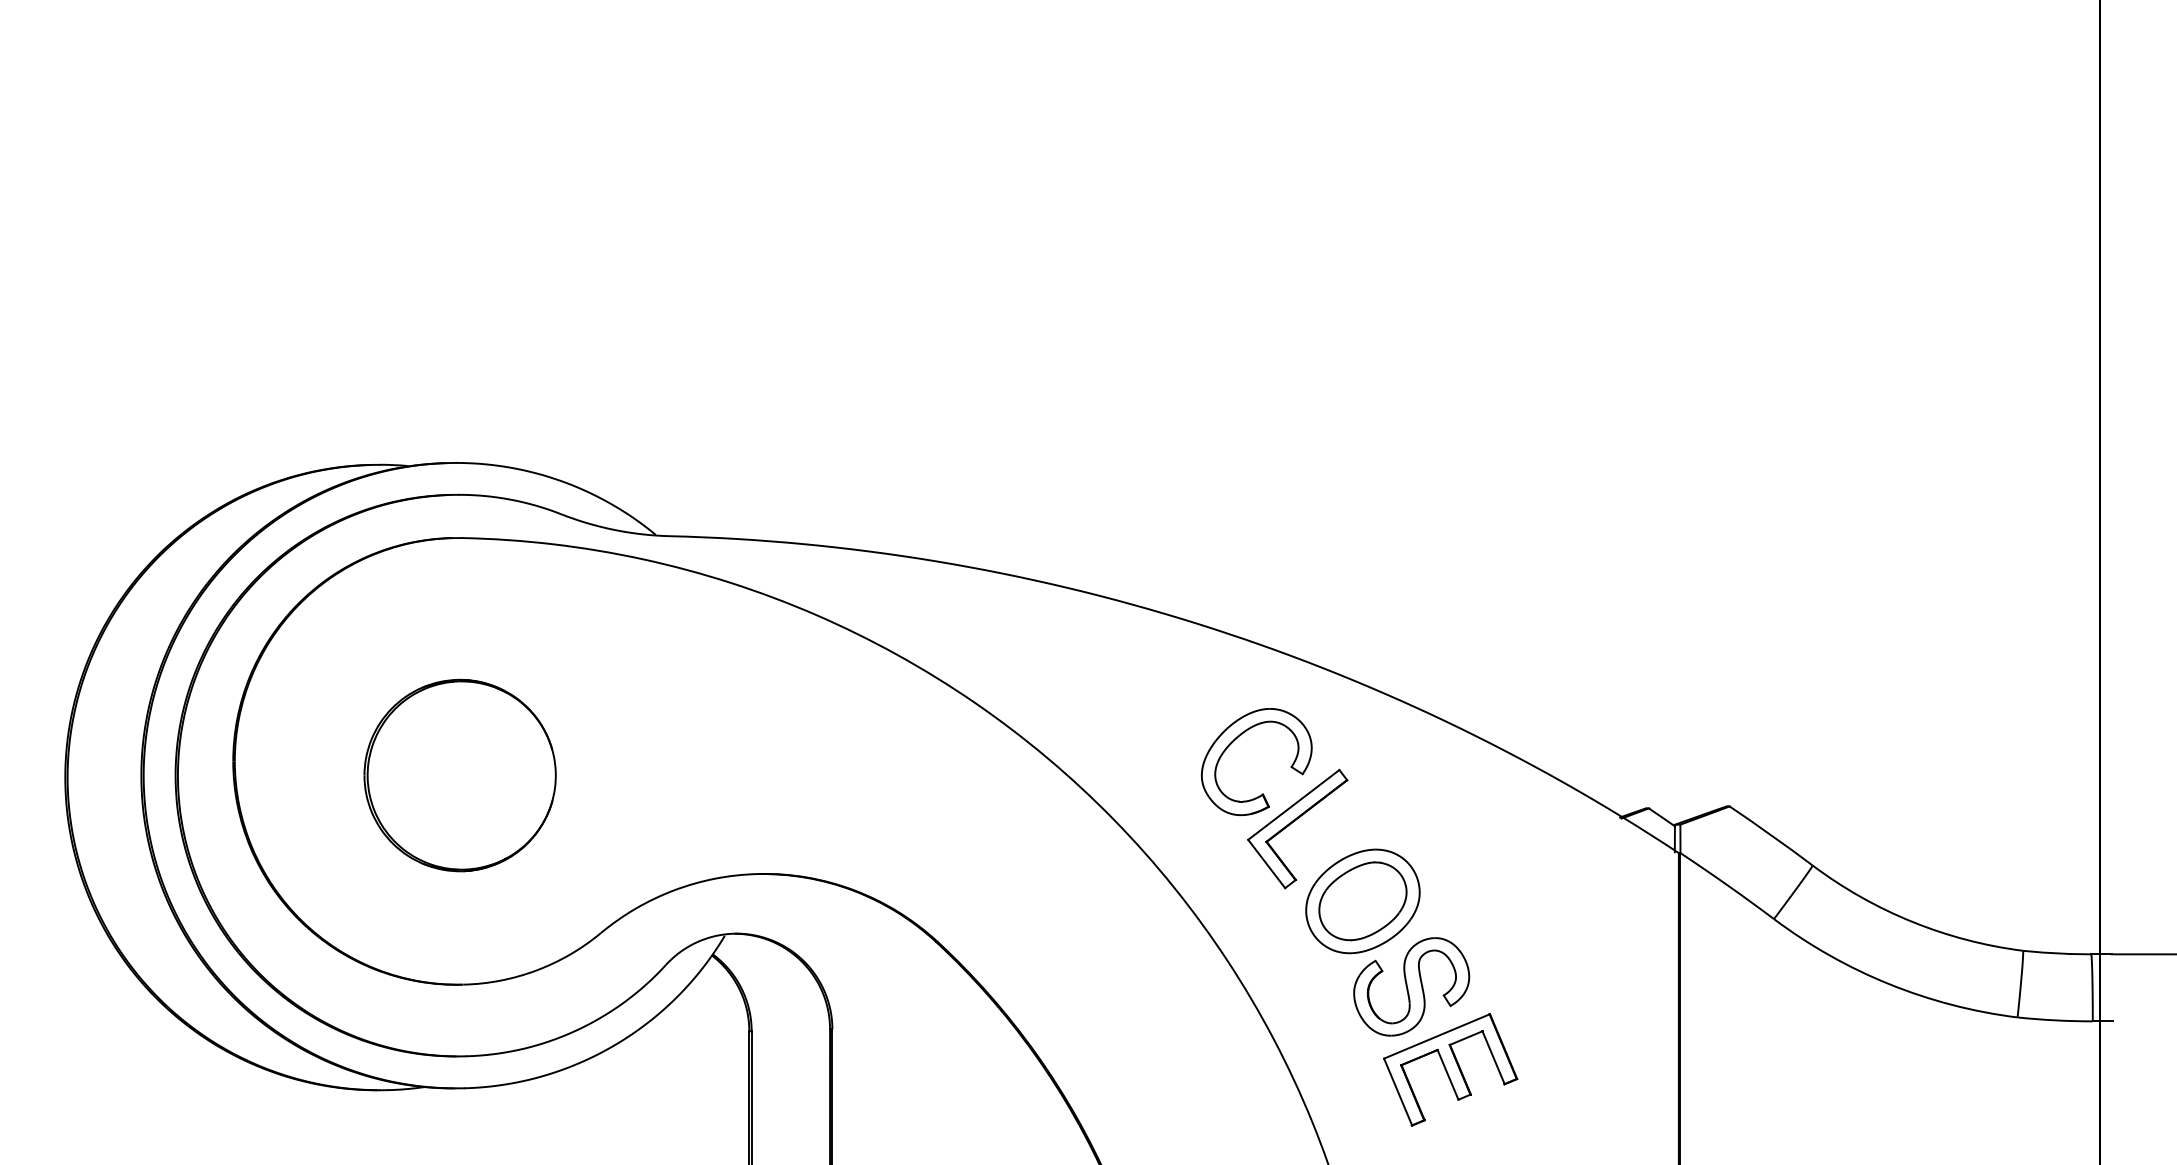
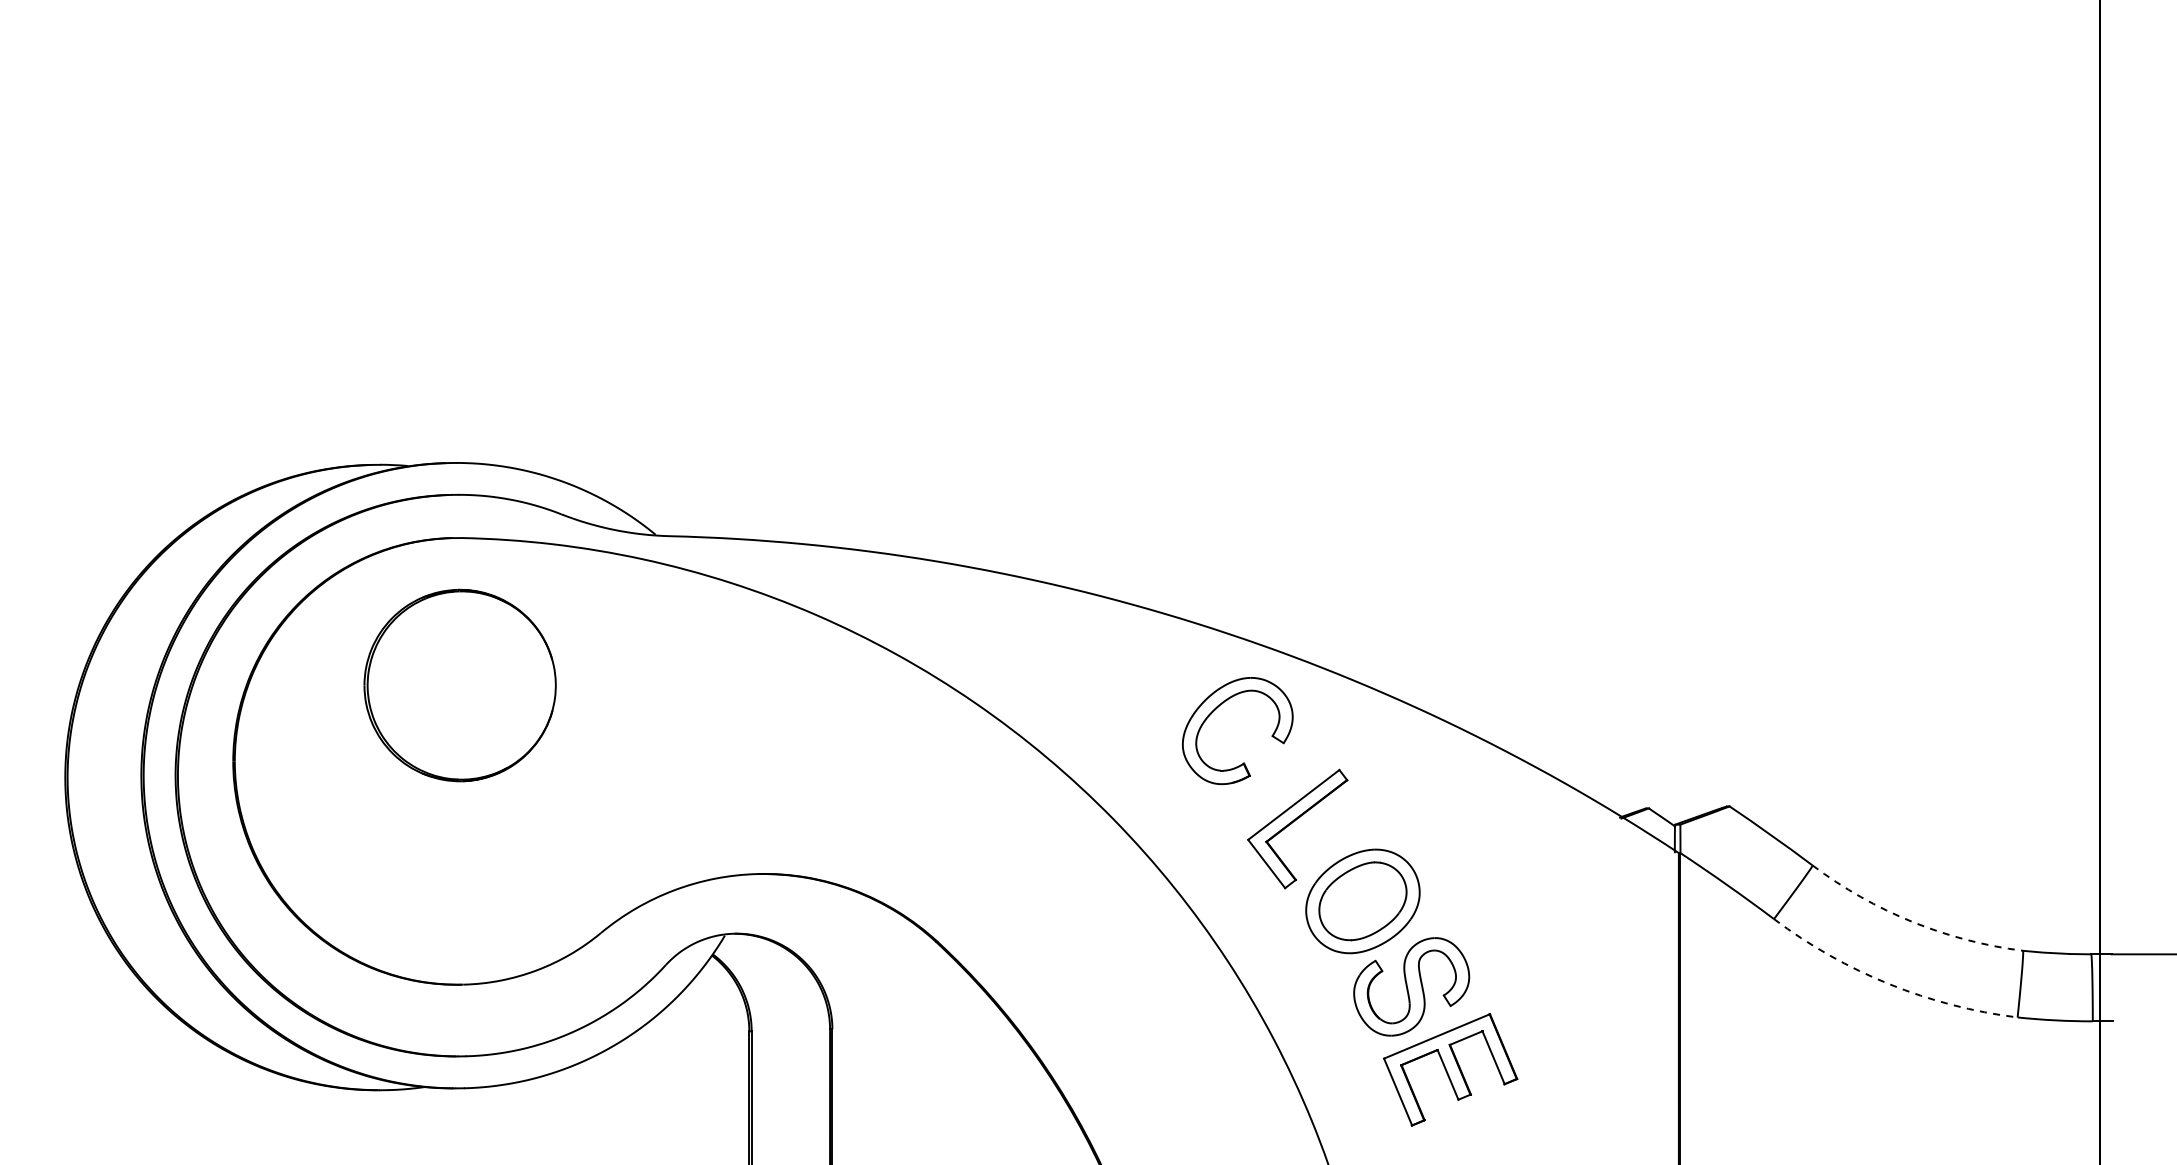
part position: (1235, 740) -> (1216, 709) (1216, 709)
part position: (459, 775) -> (459, 685) (459, 685)
arc: solid -> dashed (1912, 921)
arc: solid -> dashed (1889, 984)
